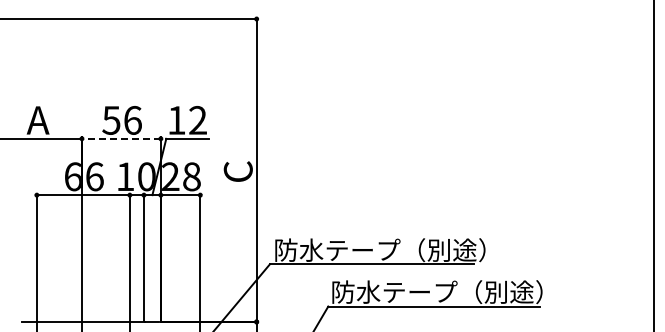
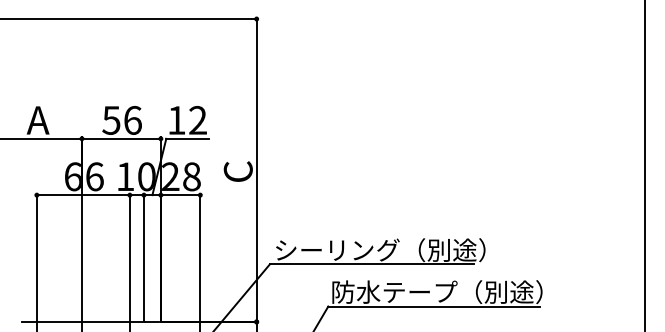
line: dashed -> solid (120, 138)
line position: (654, 165) -> (645, 165) (645, 165)
text: 防水テープ（別途） -> シーリング（別途） (337, 249)
